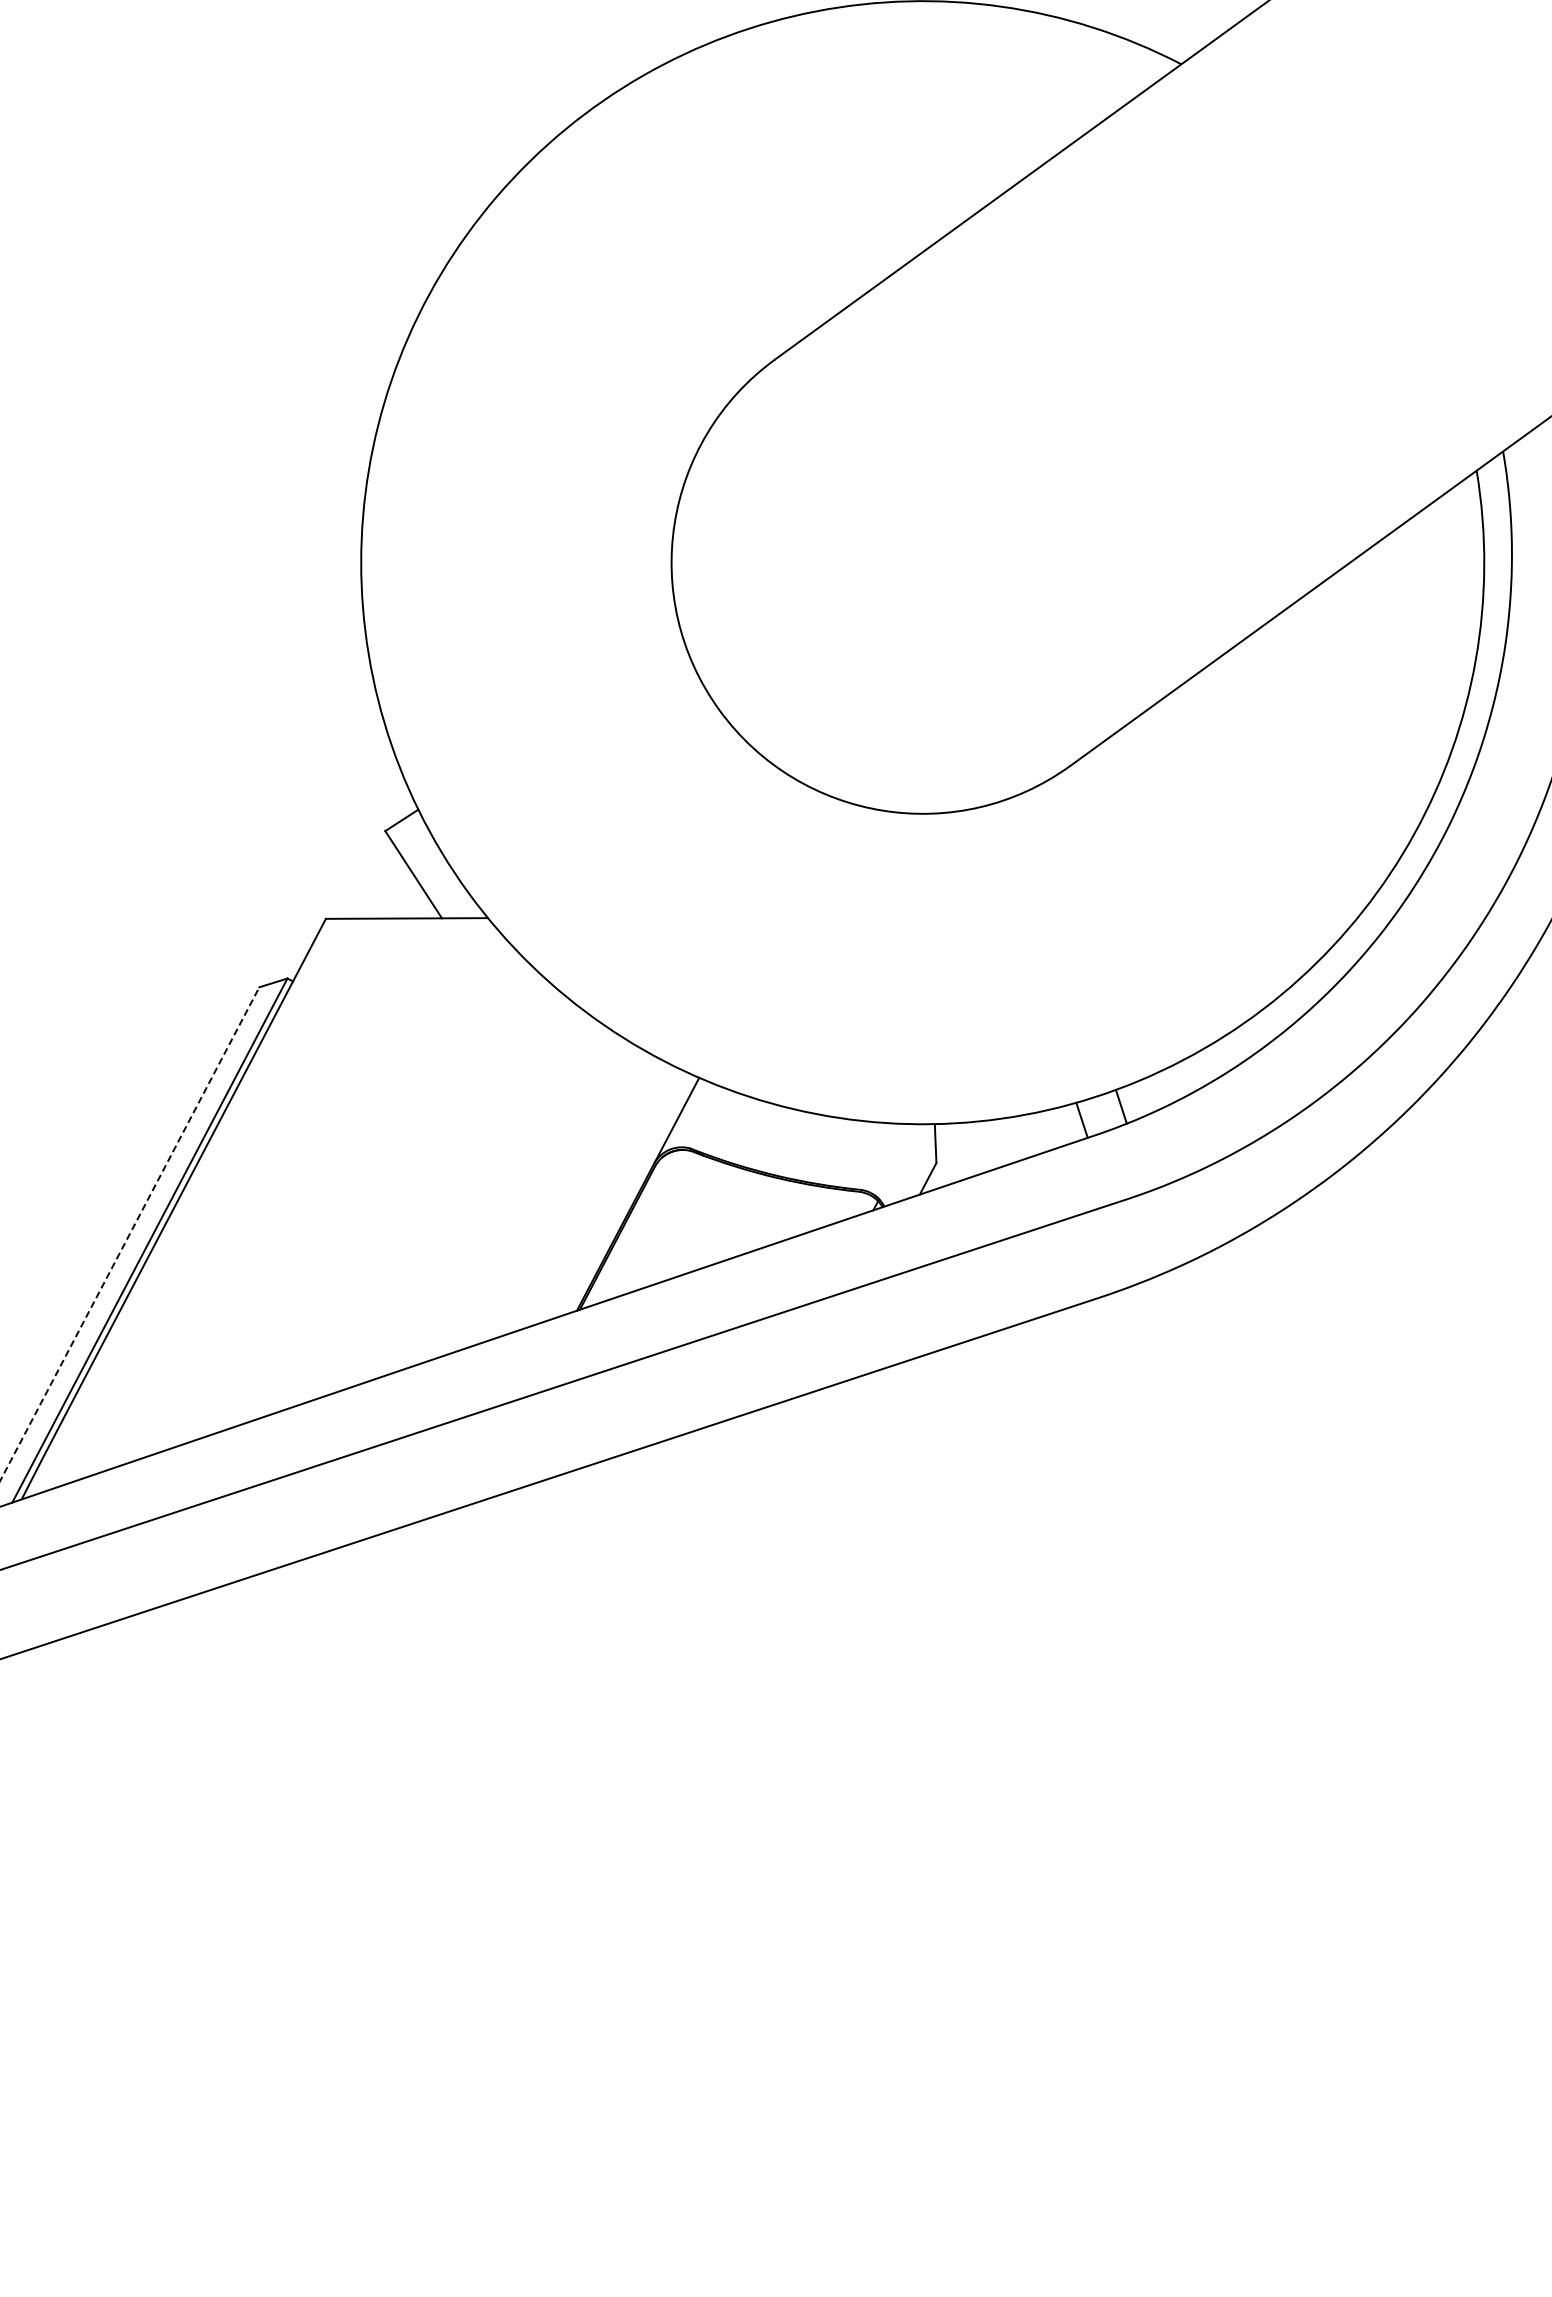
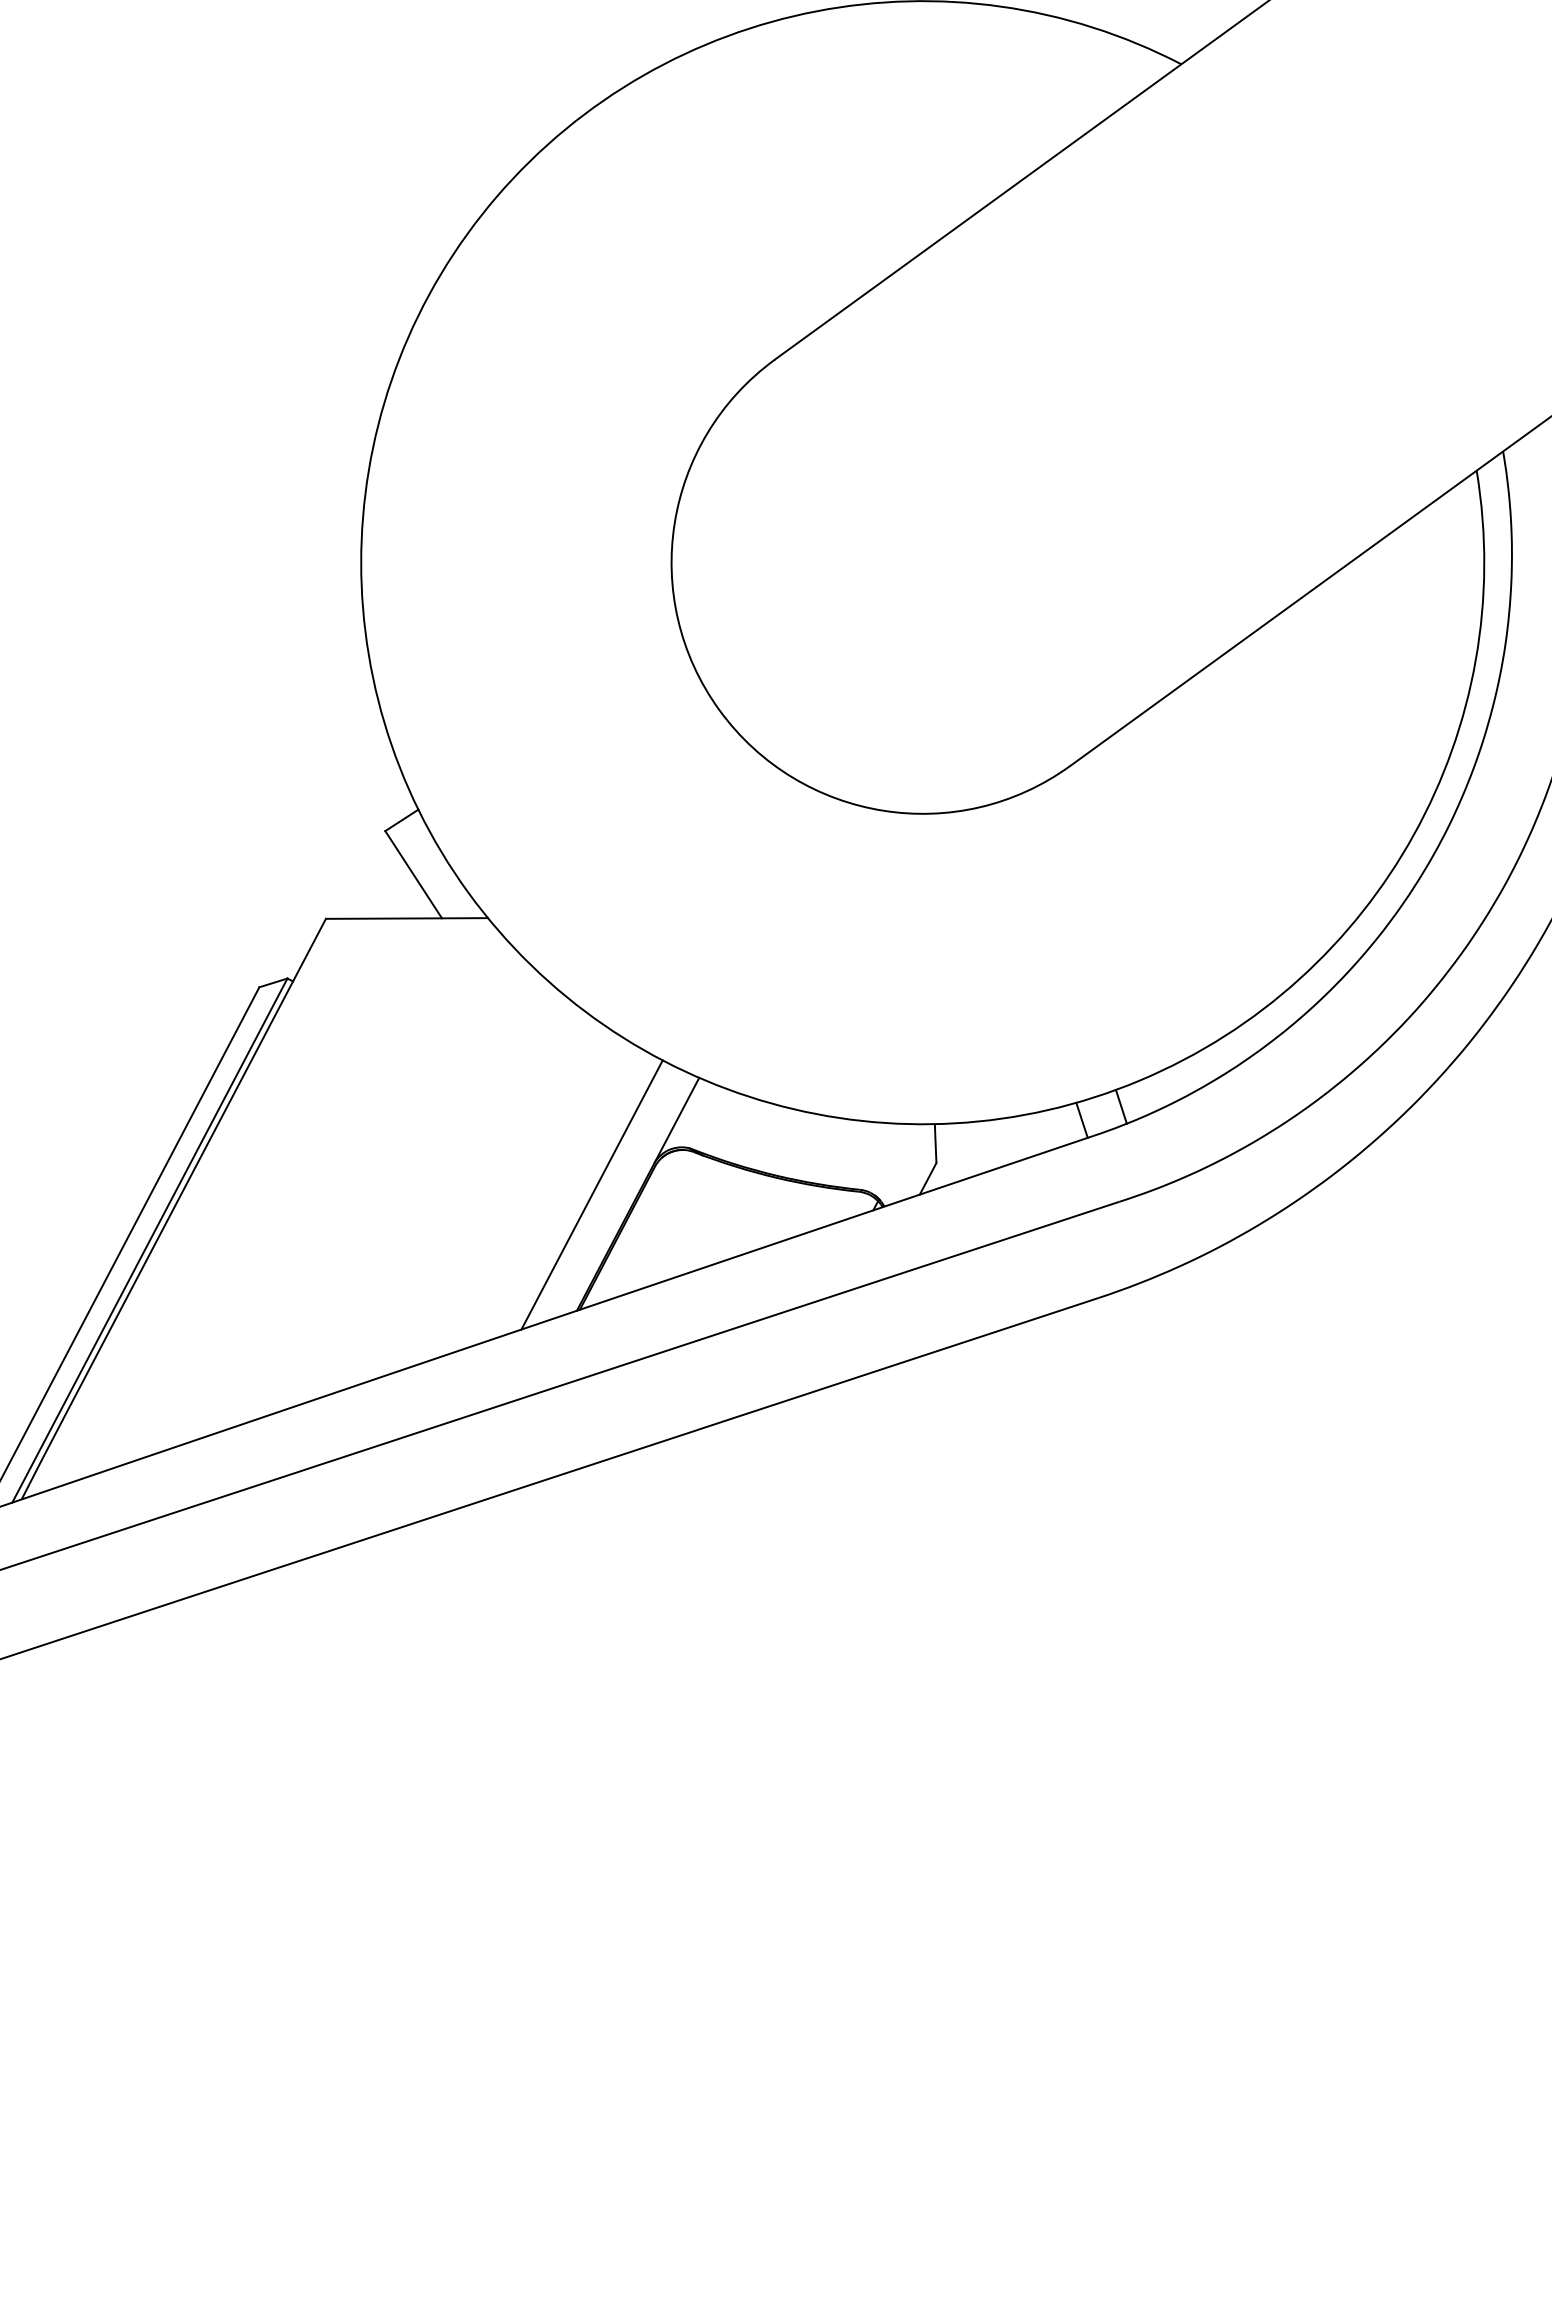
line: none -> present (591, 1194)
line: dashed -> solid (129, 1233)
